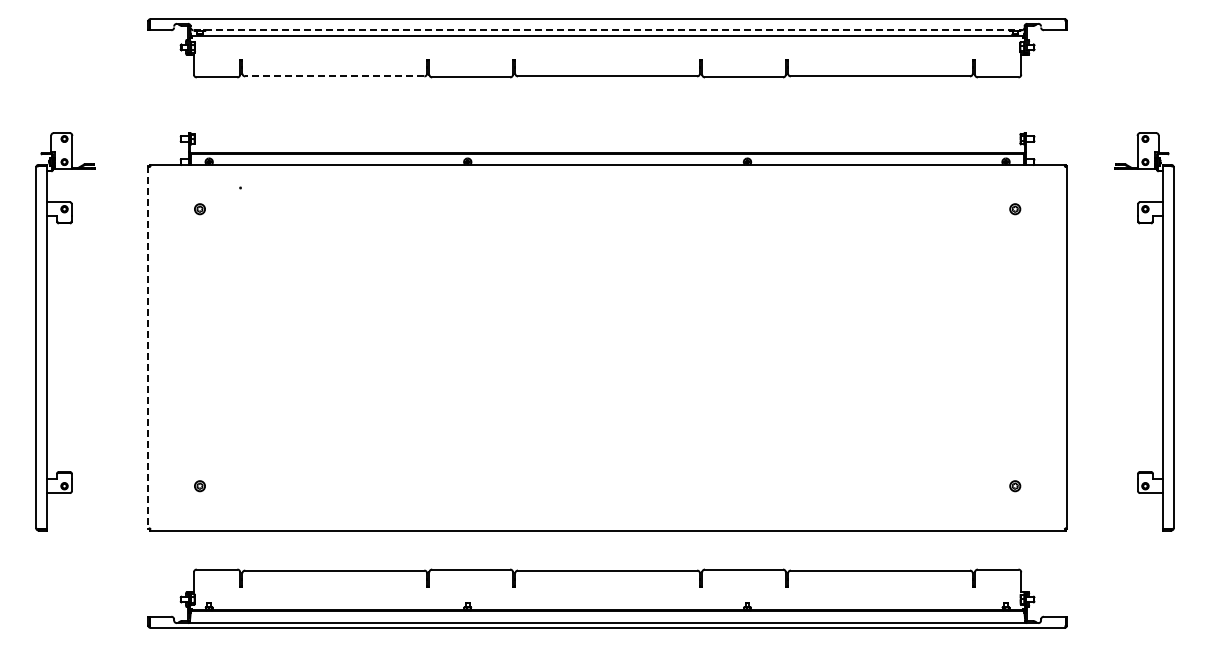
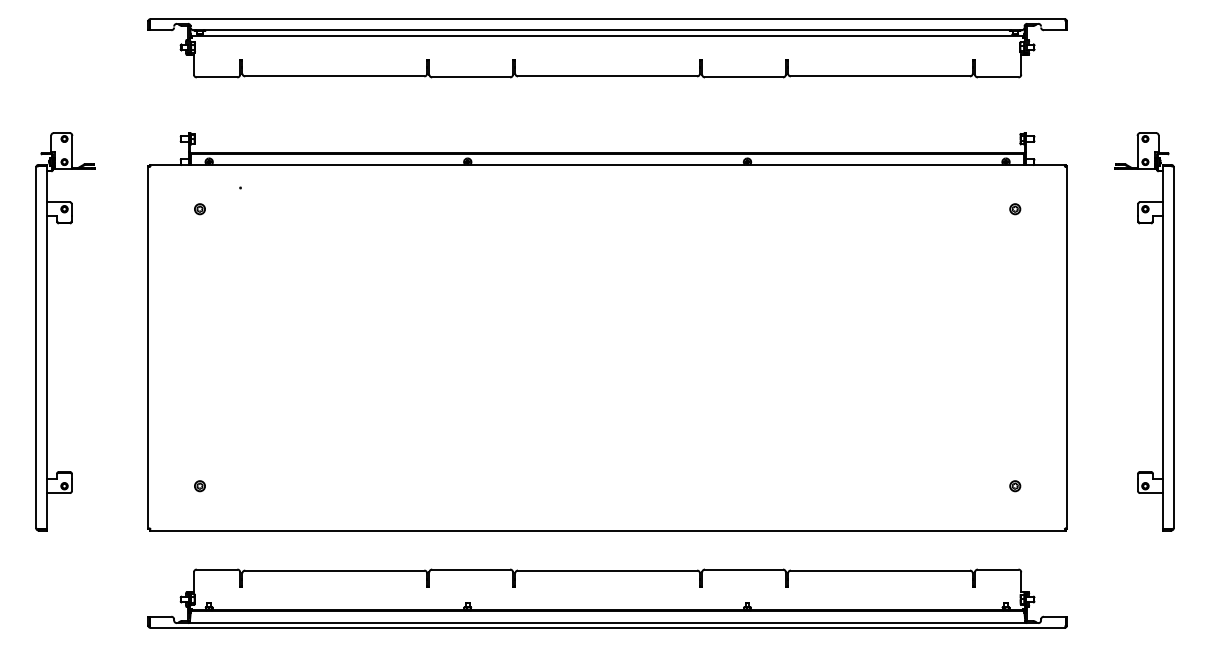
line: dashed -> solid (608, 30)
line: dashed -> solid (334, 76)
line: dashed -> solid (148, 348)
